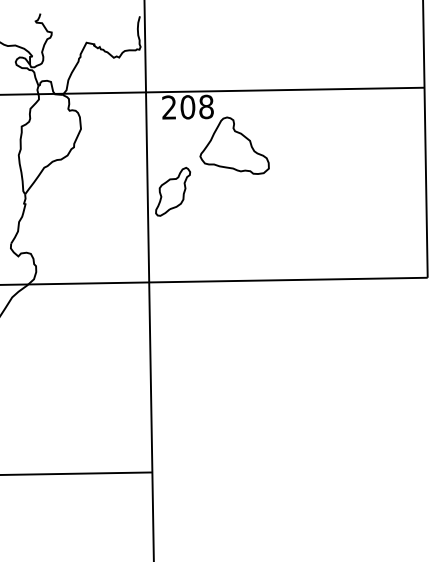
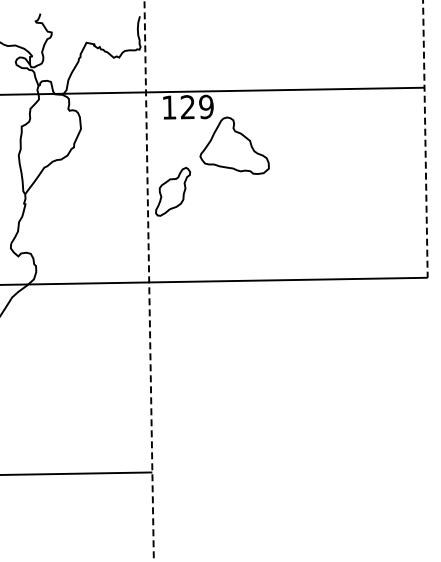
text: 208 -> 129 (187, 106)
line: solid -> dashed (425, 139)
line: solid -> dashed (149, 281)
